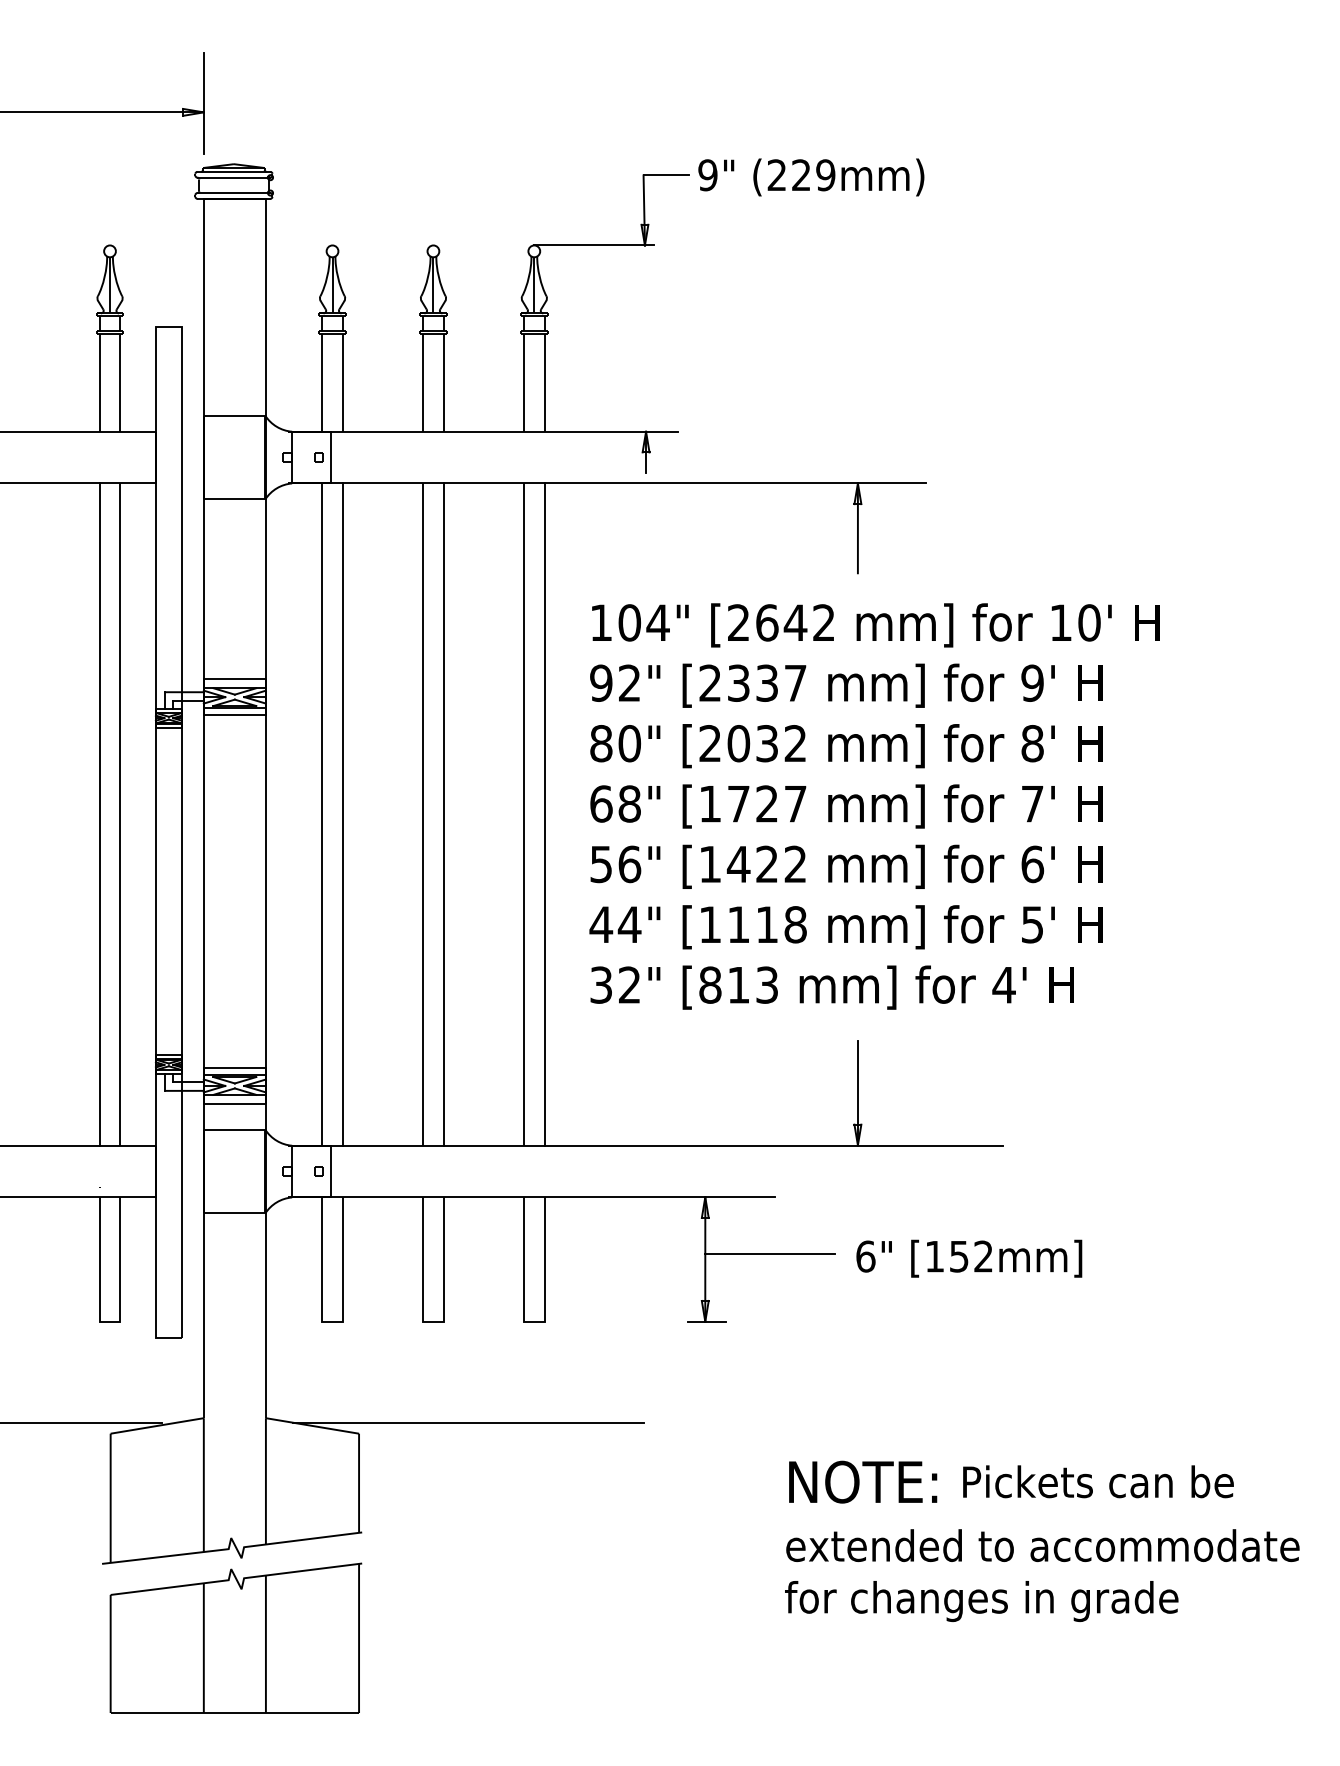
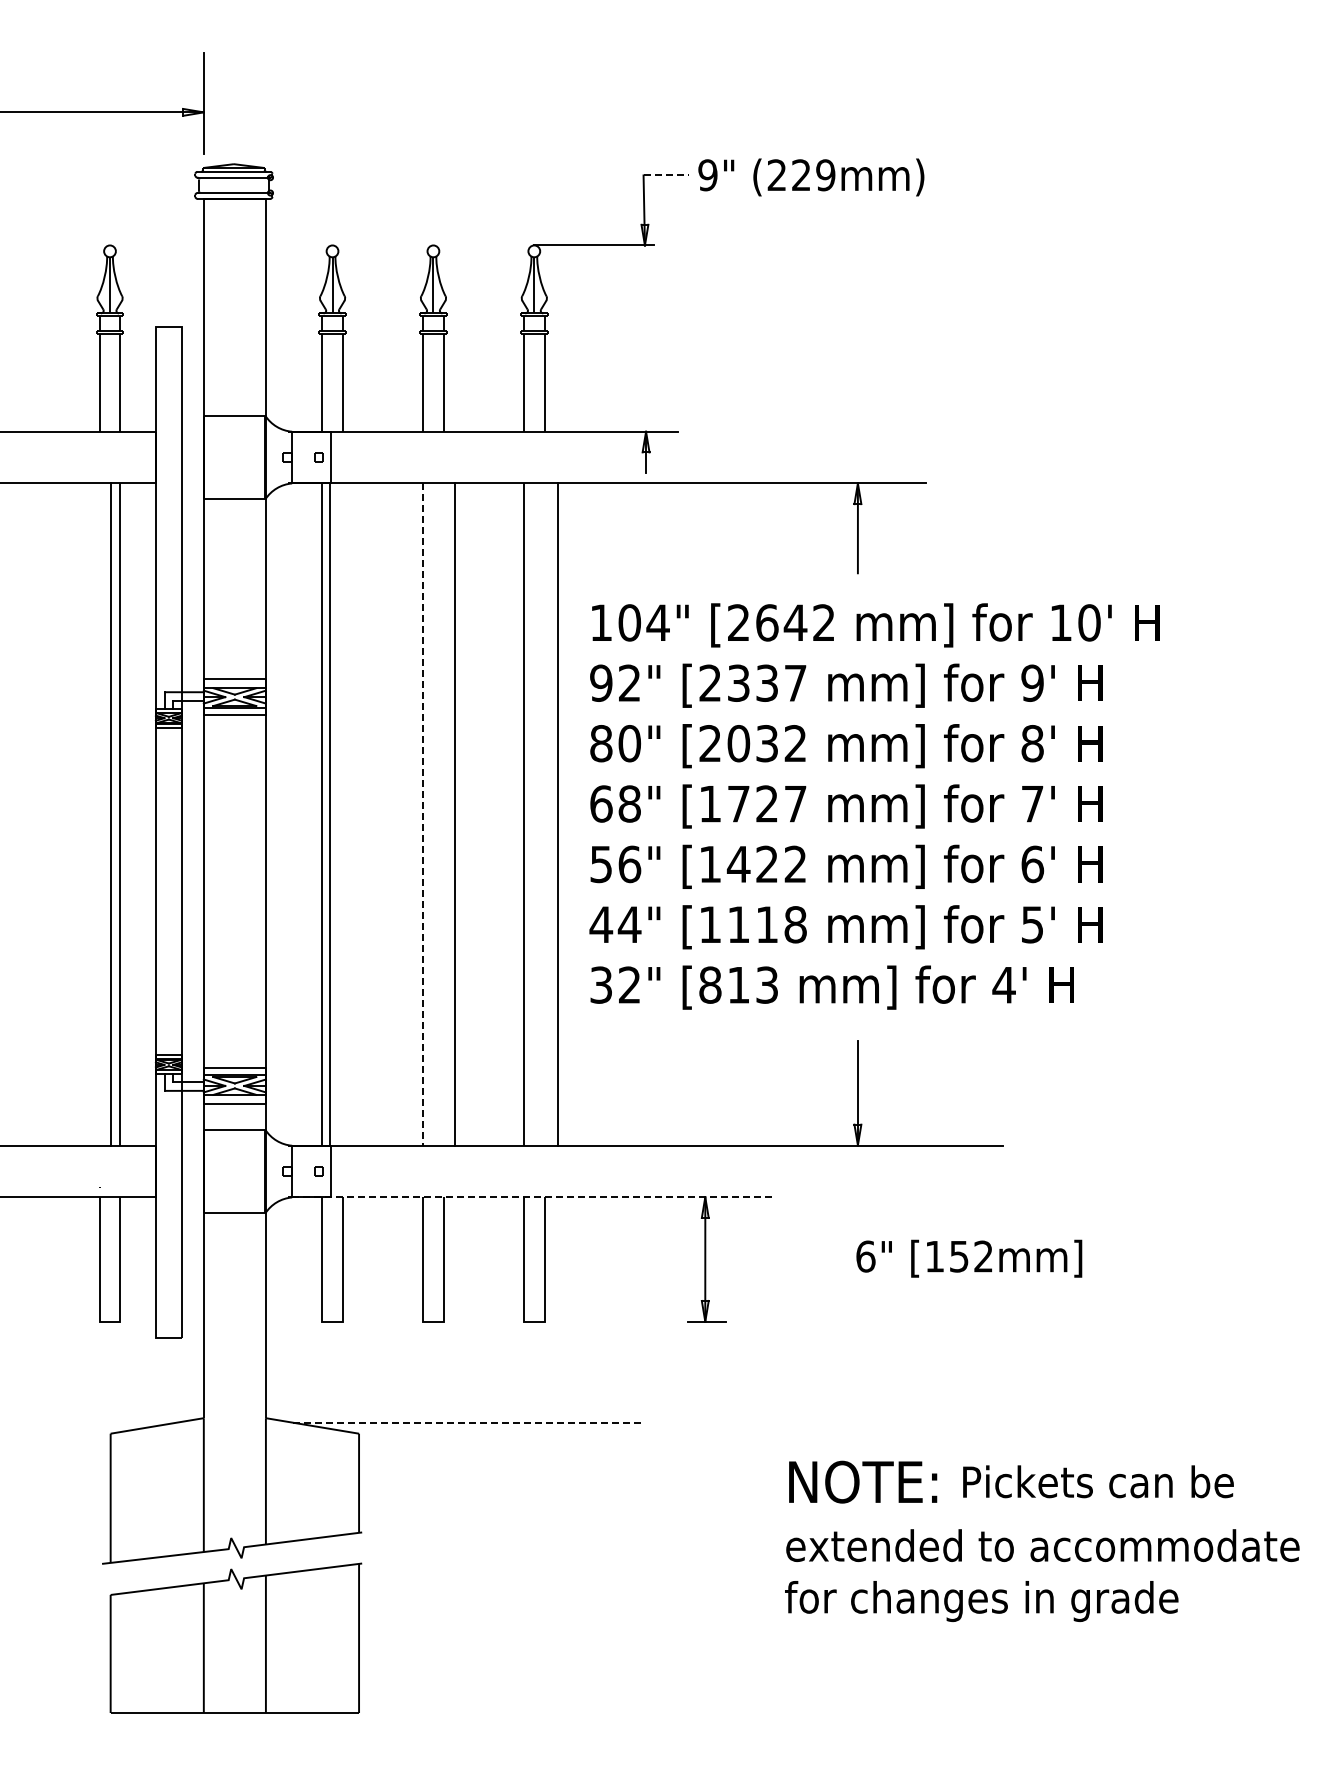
line: solid -> dashed (666, 175)
line position: (99, 814) -> (110, 814) (110, 814)
line position: (342, 814) -> (329, 814) (329, 814)
line position: (443, 814) -> (454, 814) (454, 814)
line position: (544, 814) -> (557, 814) (557, 814)
line: solid -> dashed (423, 815)
line: solid -> dashed (533, 1197)
line: present -> none (769, 1253)
line: present -> none (81, 1423)
line: solid -> dashed (468, 1423)
